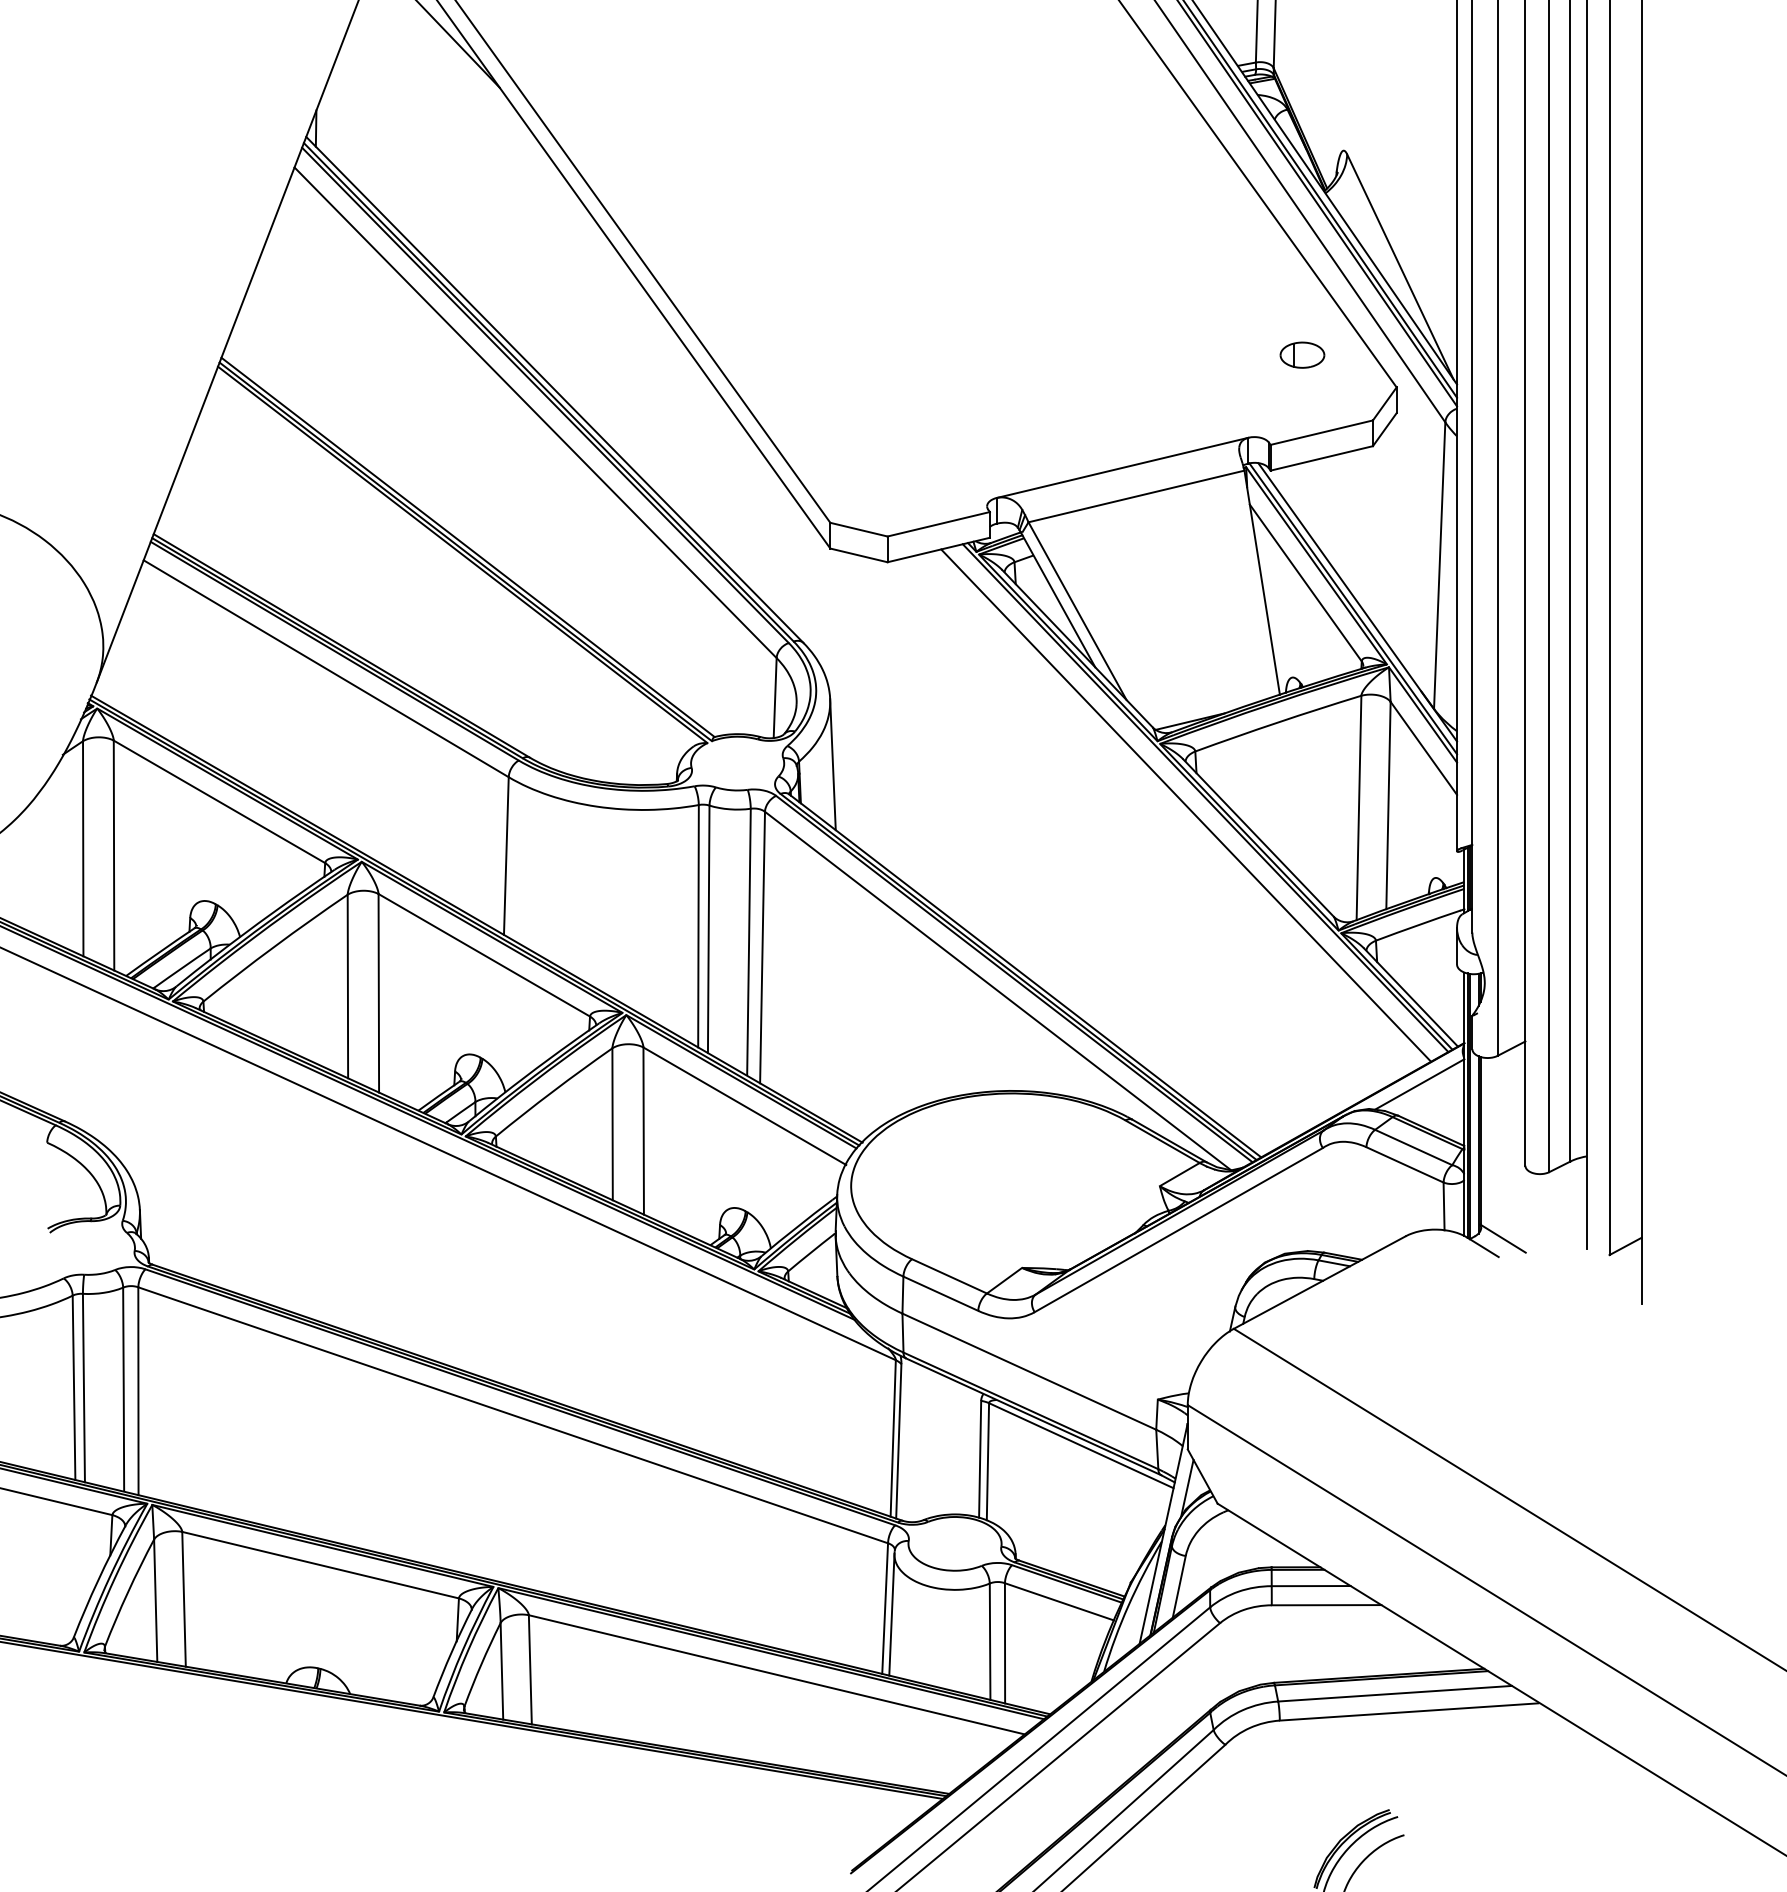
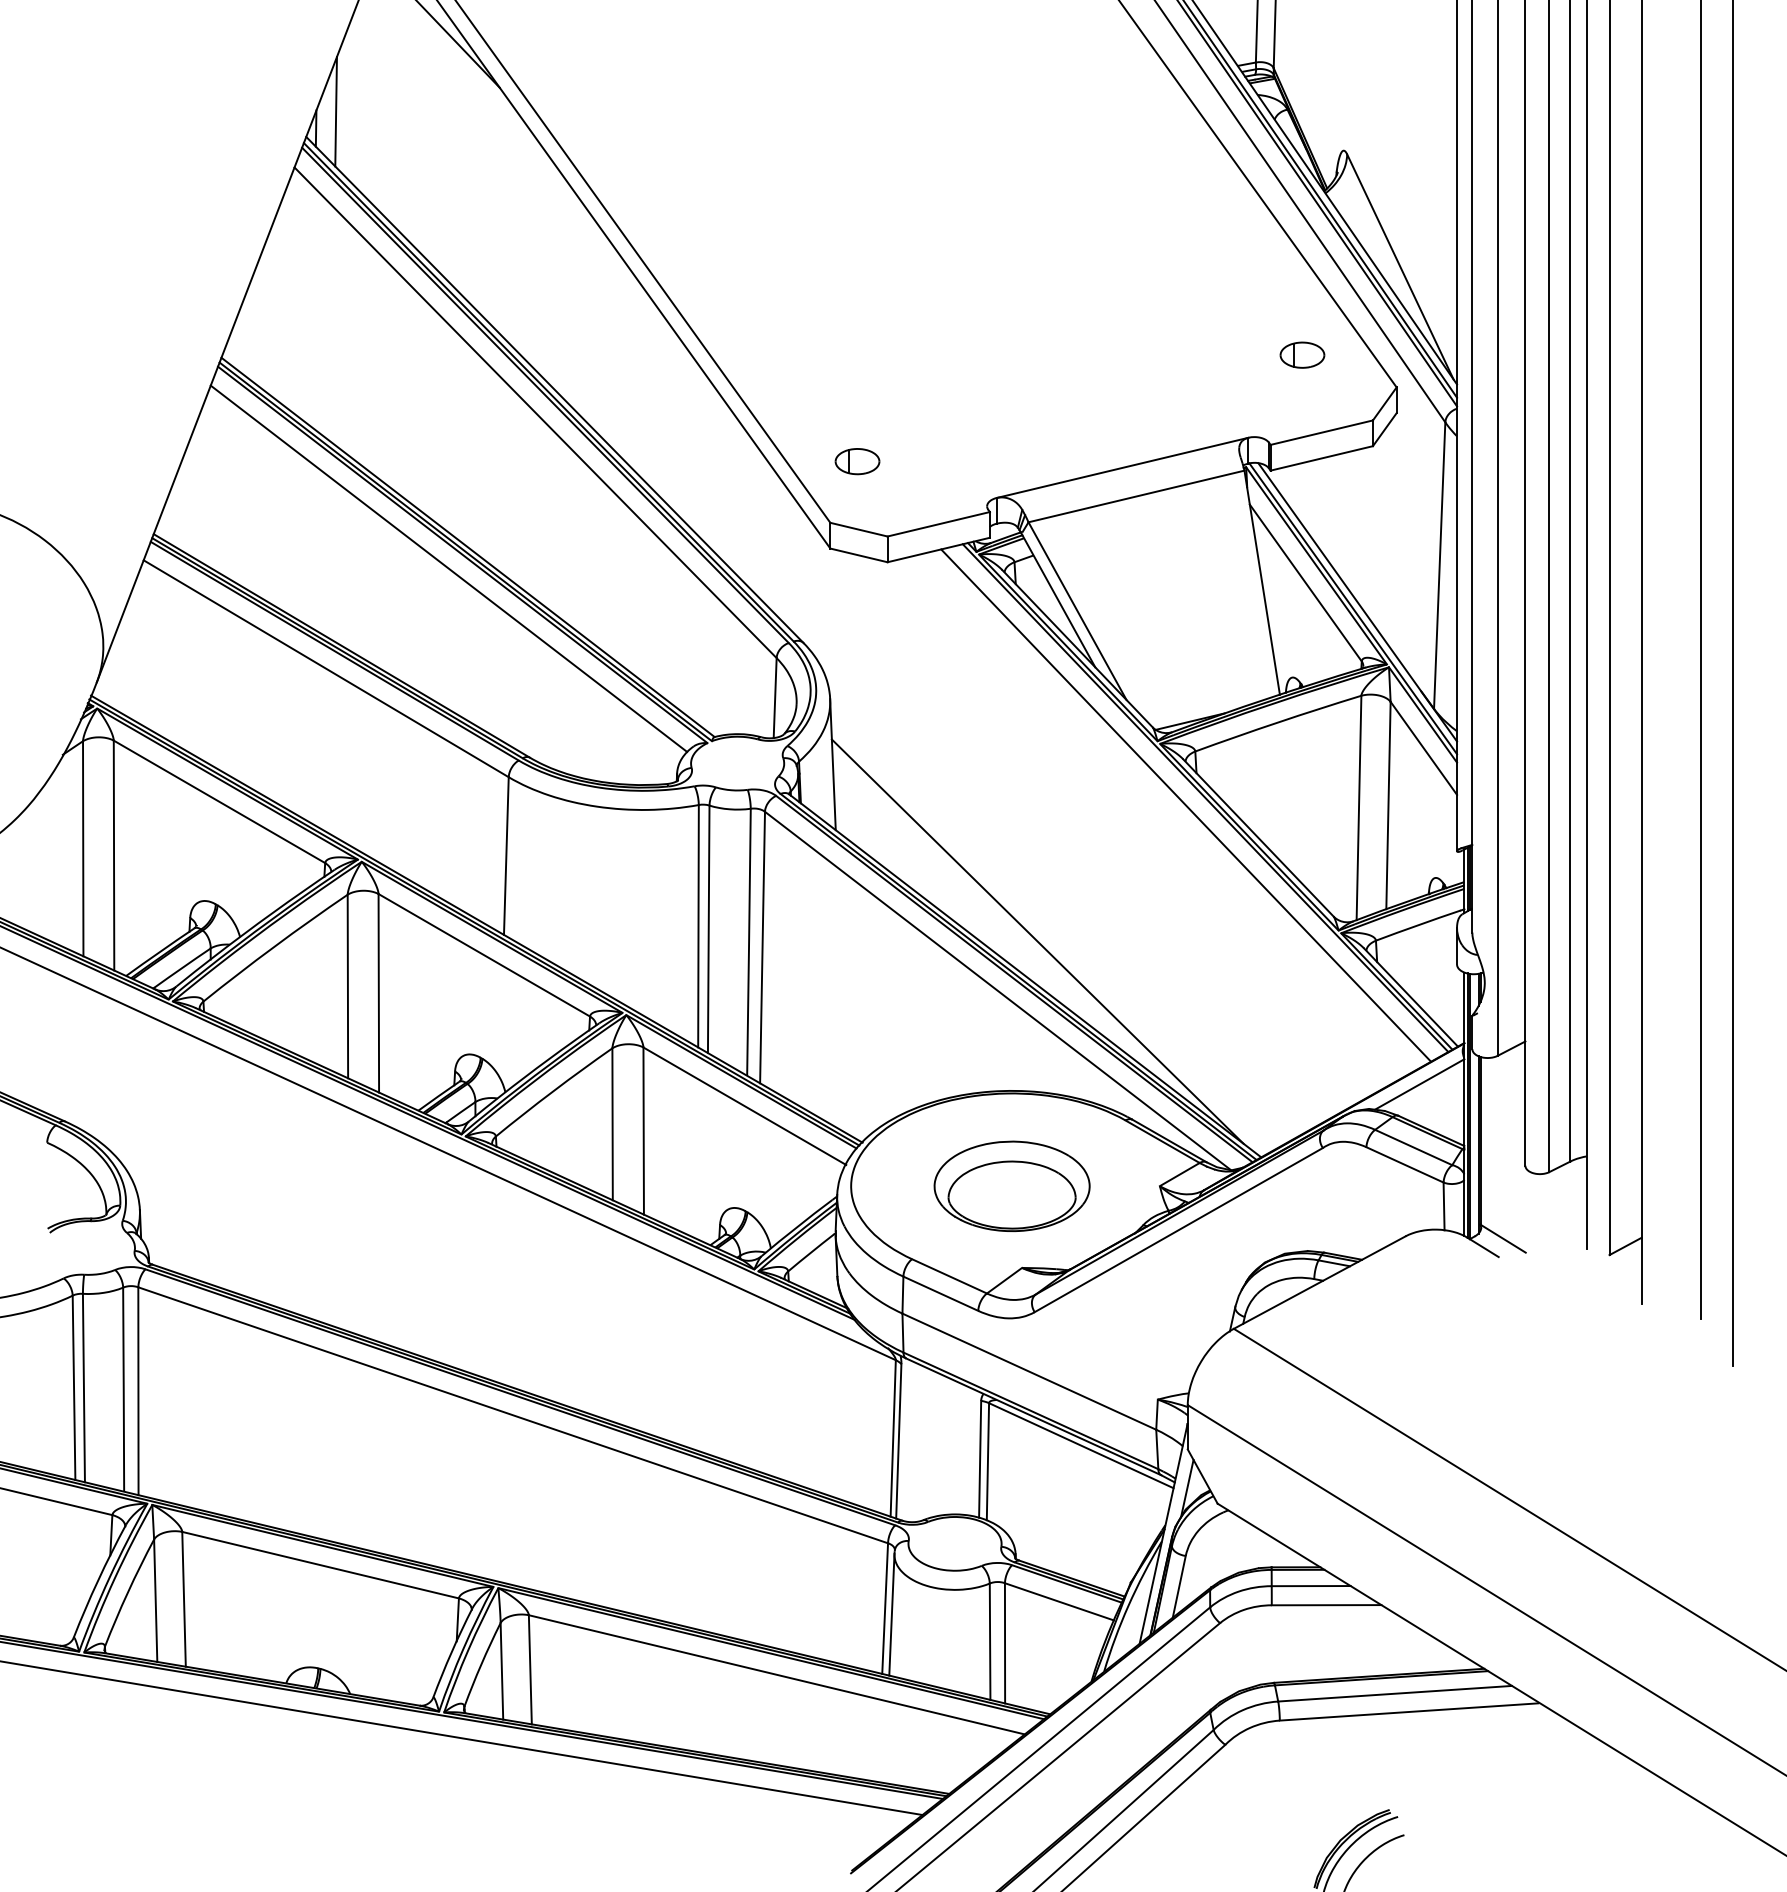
line: none -> present (335, 111)
part: none -> present (857, 461)
line: none -> present (448, 568)
line: none -> present (1700, 660)
line: none -> present (1733, 683)
line: none -> present (1037, 941)
part: none -> present (1011, 1185)
line: none -> present (462, 1738)
